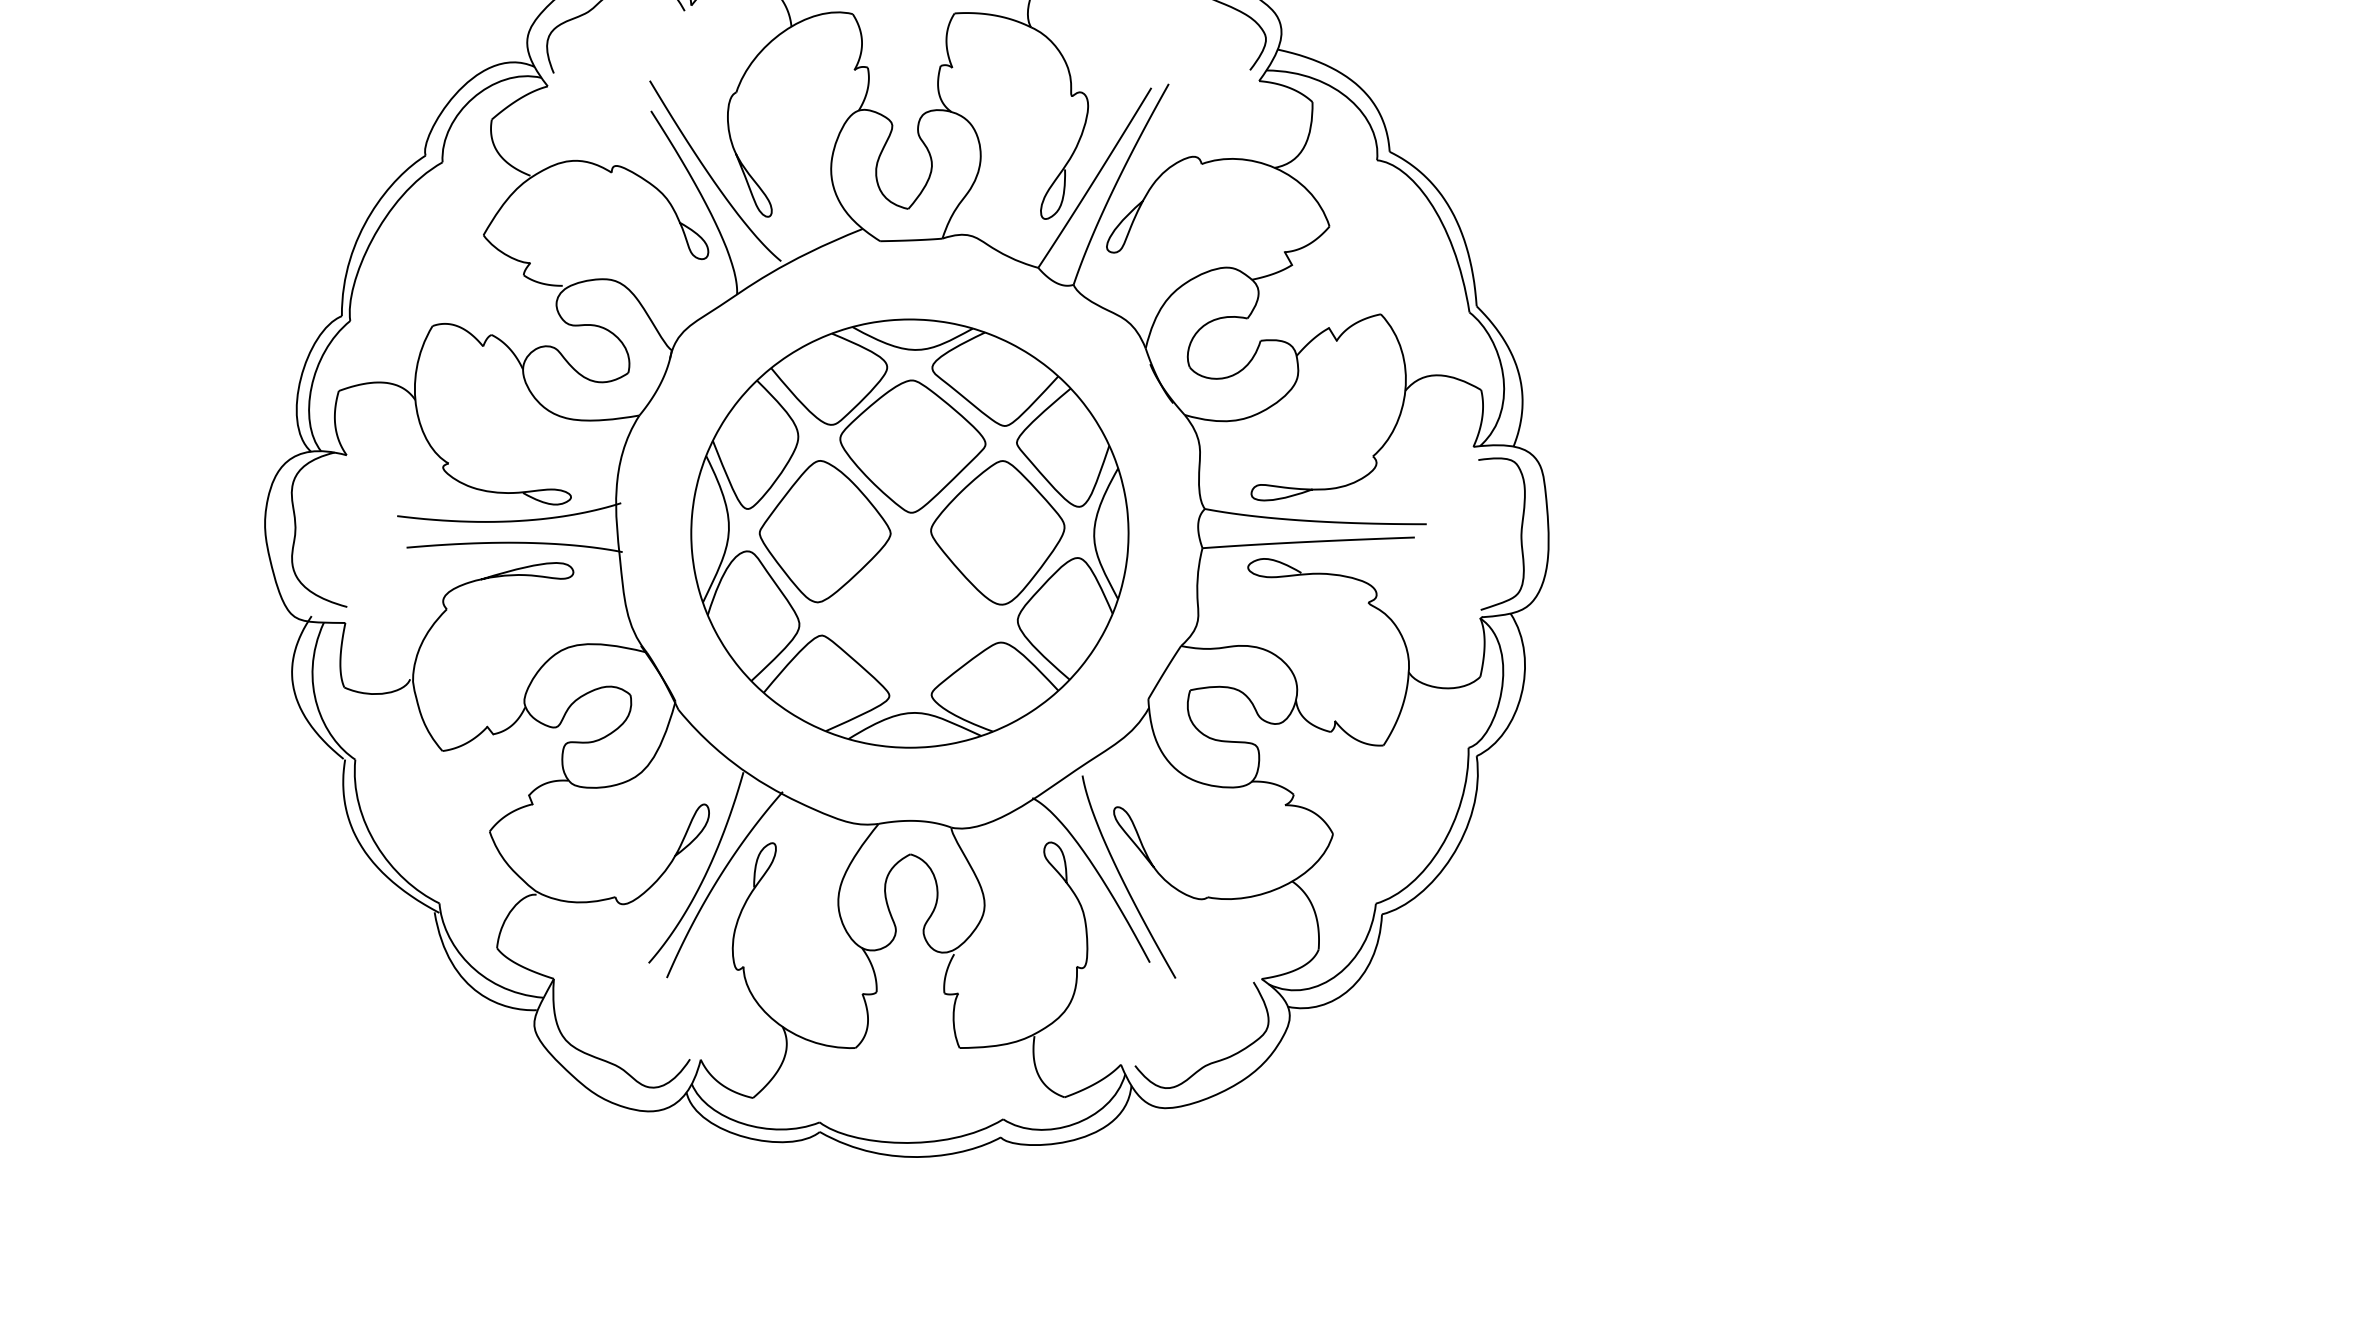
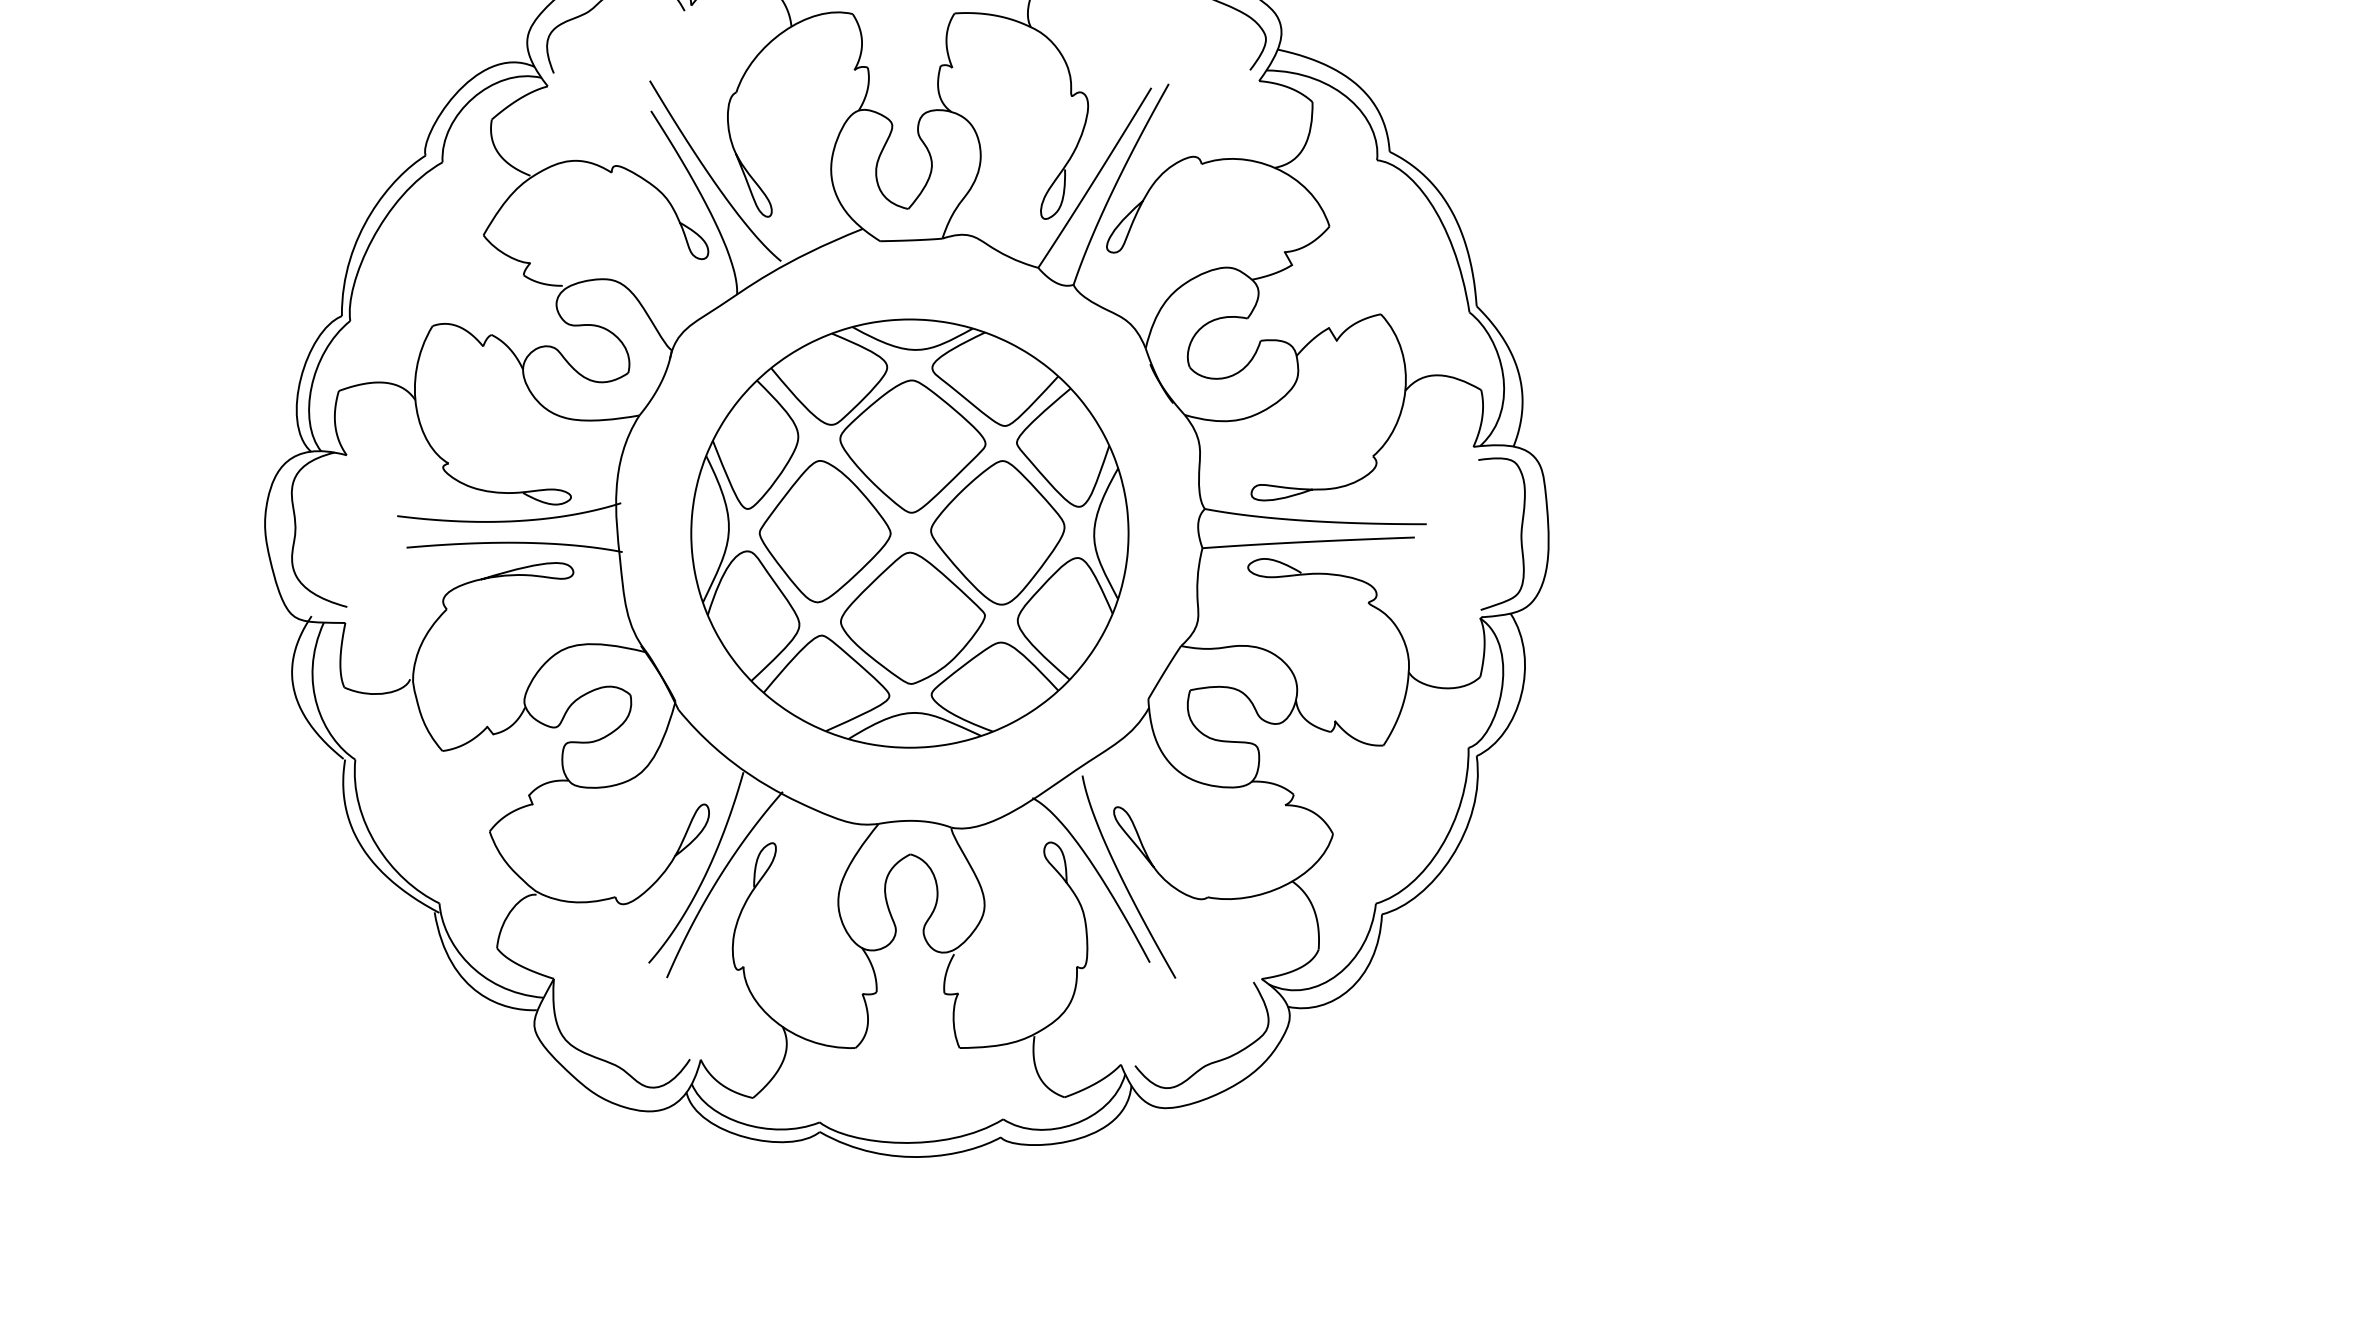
part: none -> present (912, 617)
